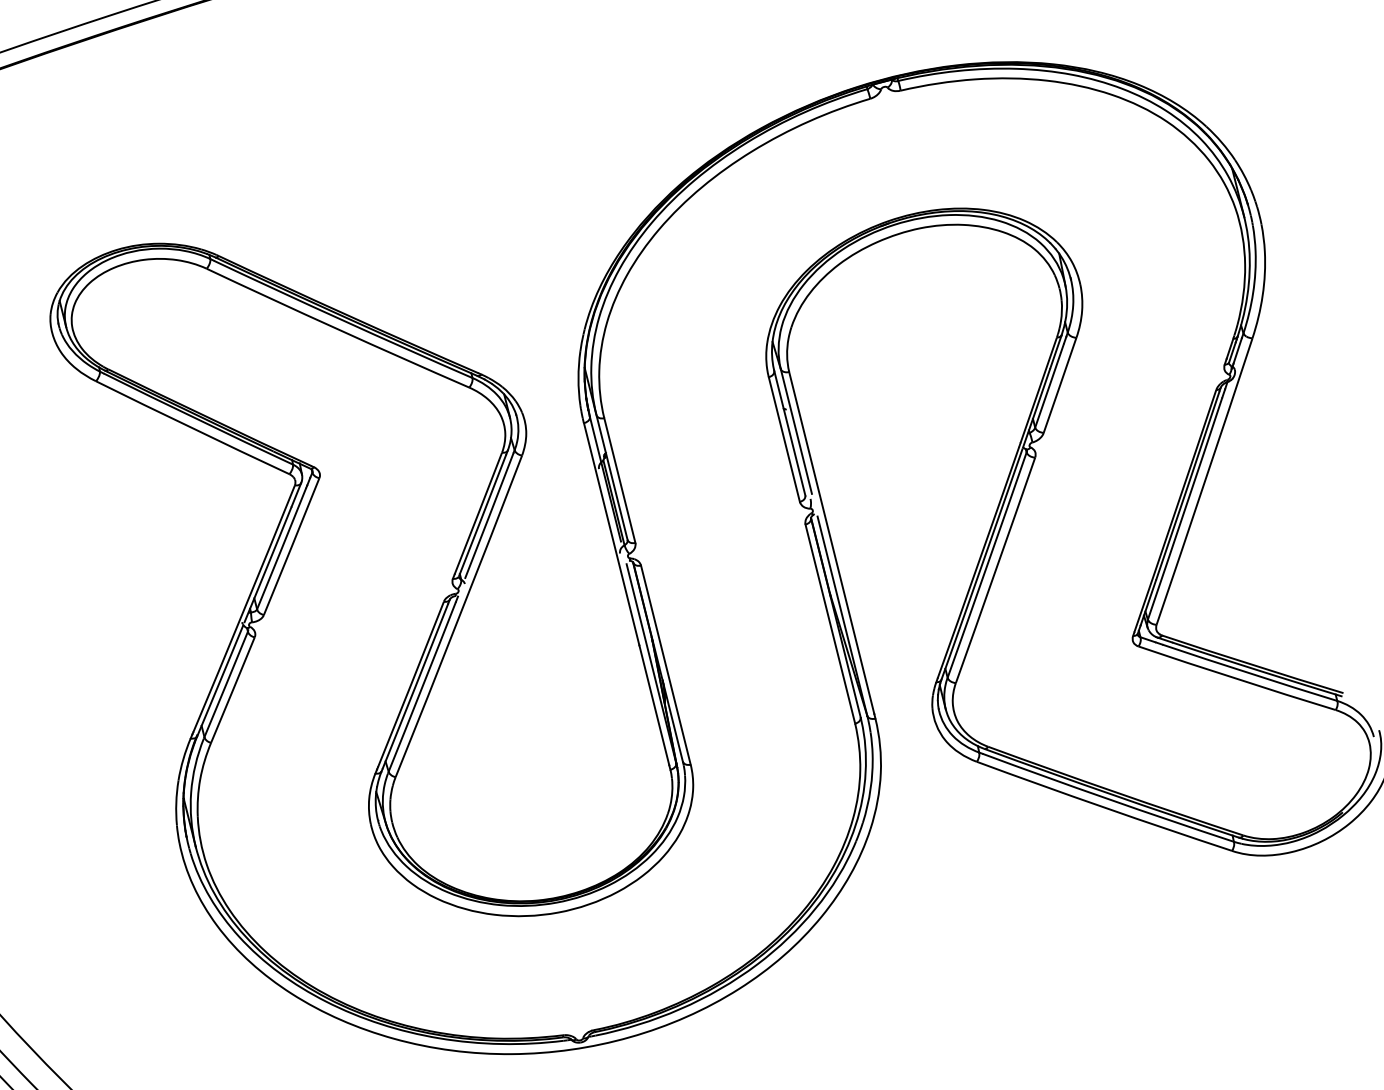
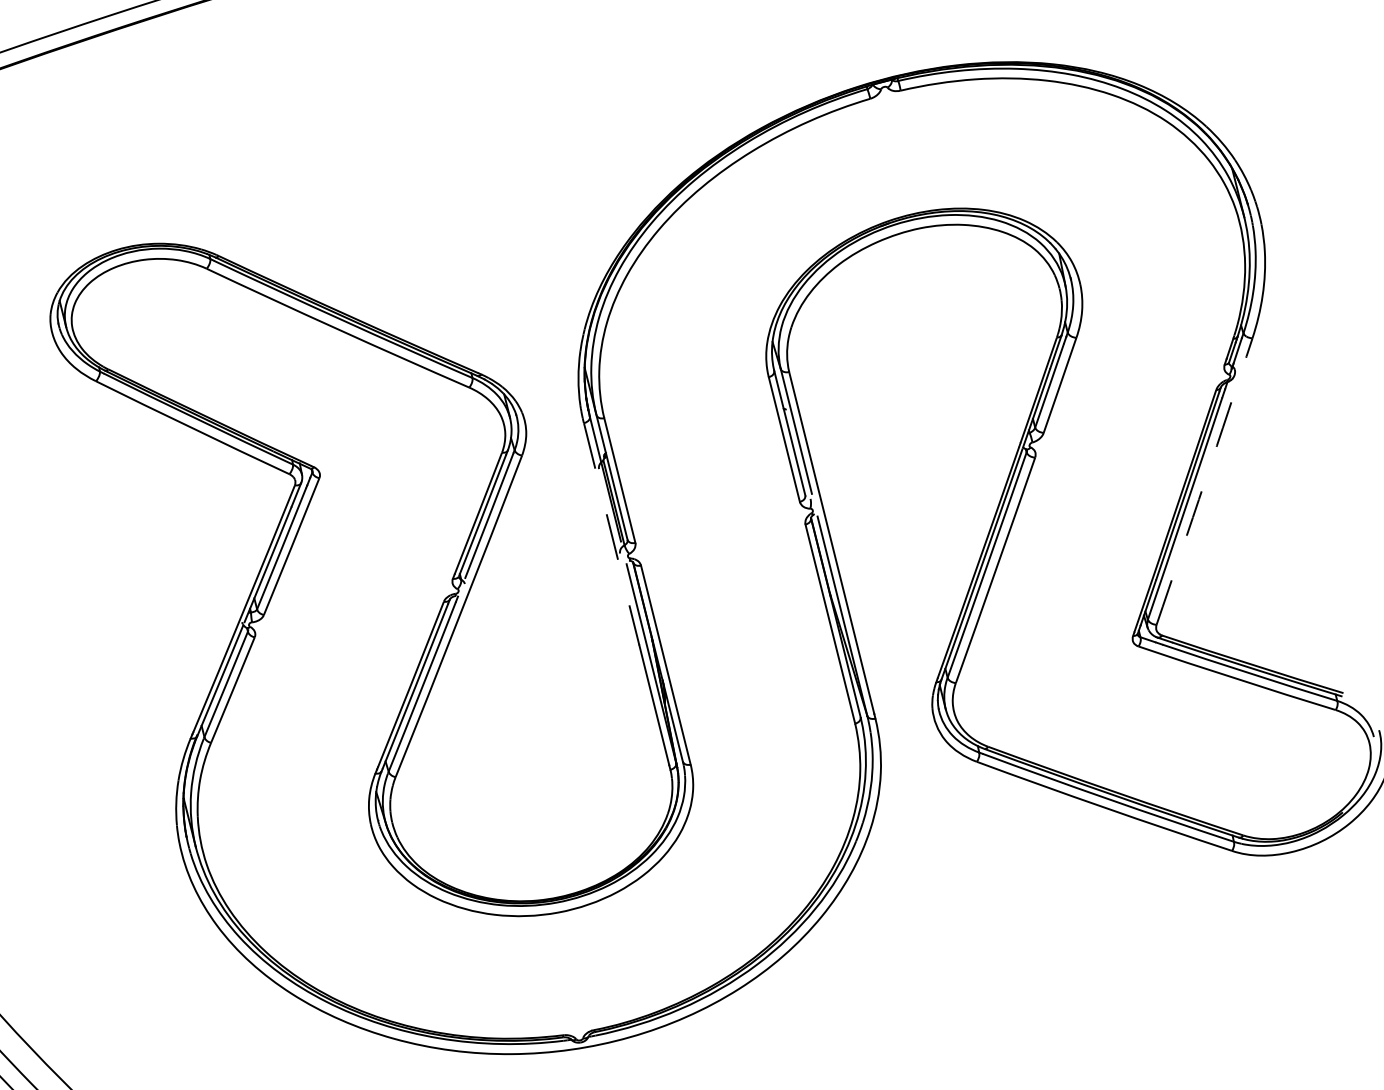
arc: solid -> dashed (1204, 481)
line: solid -> dashed (611, 534)
